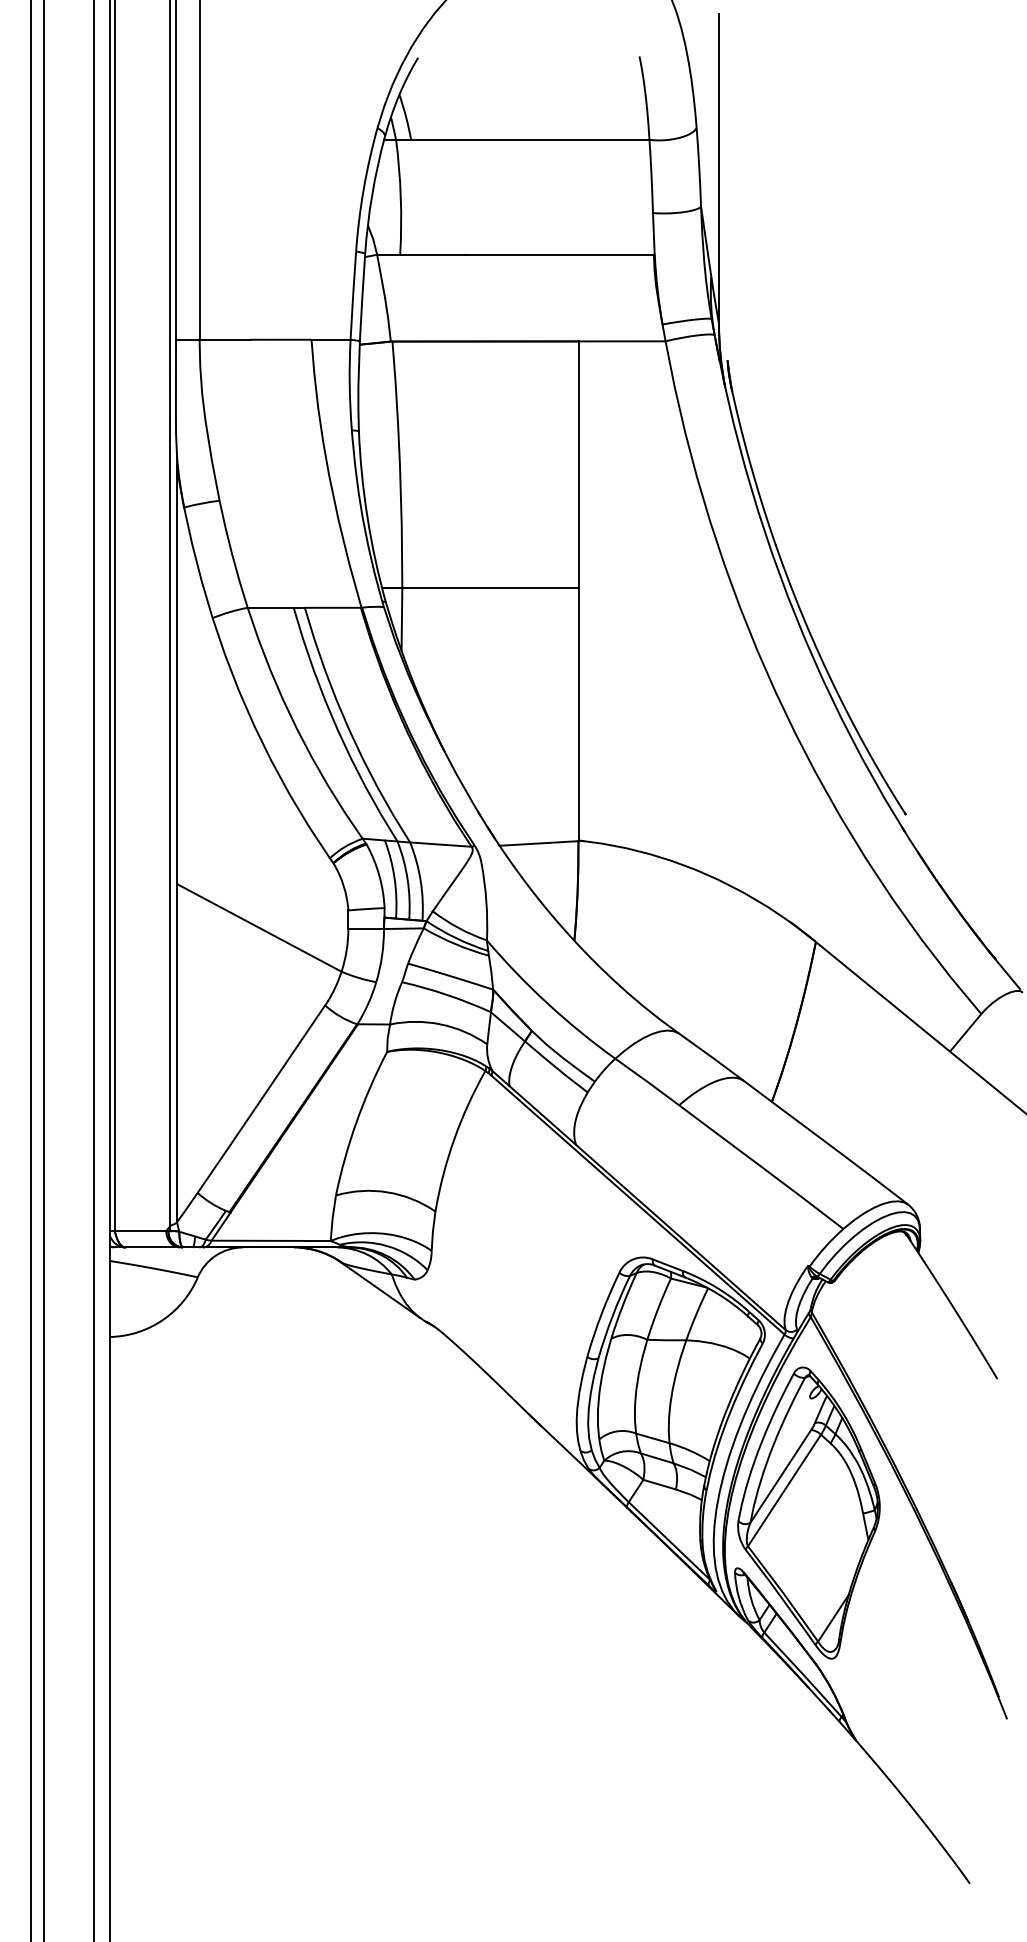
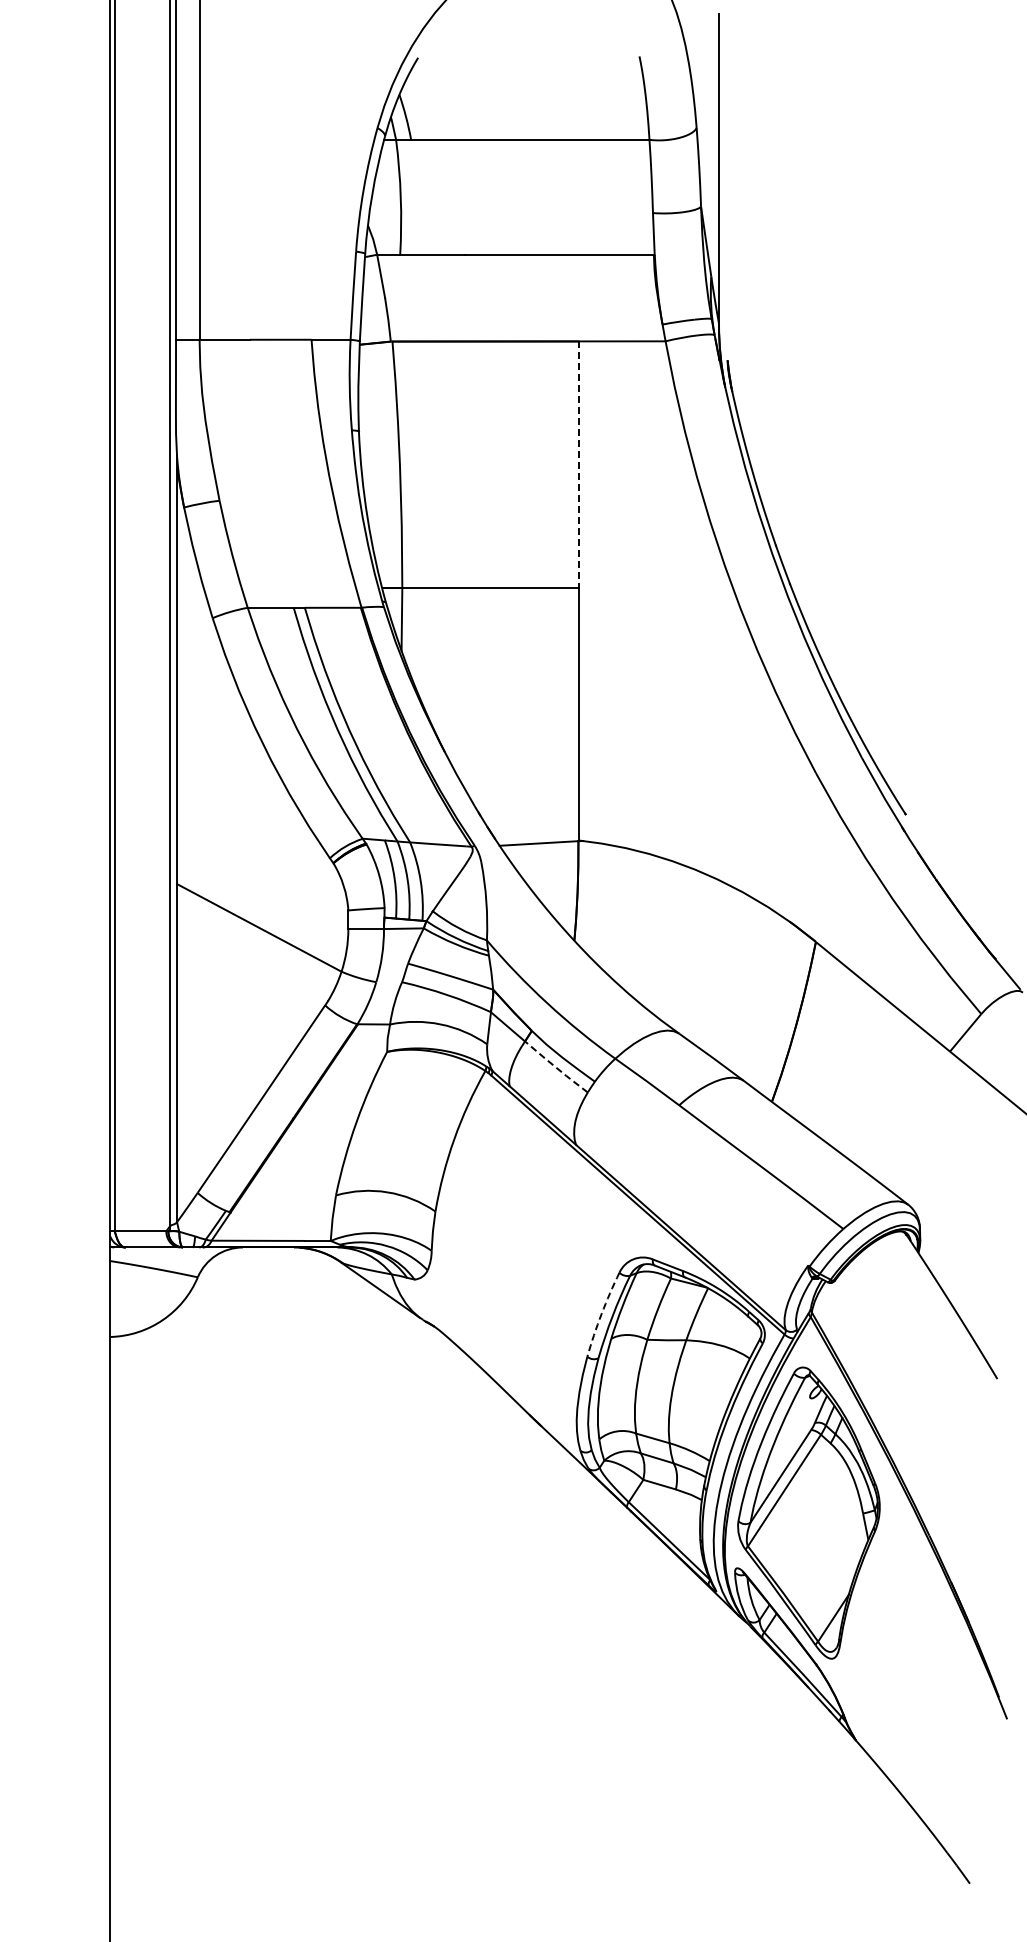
line: solid -> dashed (578, 465)
line: present -> none (30, 970)
line: present -> none (43, 970)
line: present -> none (94, 970)
line: solid -> dashed (555, 1067)
arc: solid -> dashed (601, 1314)
